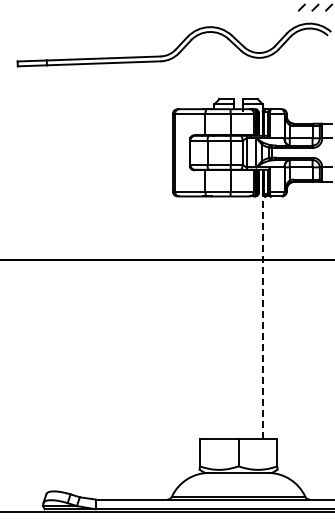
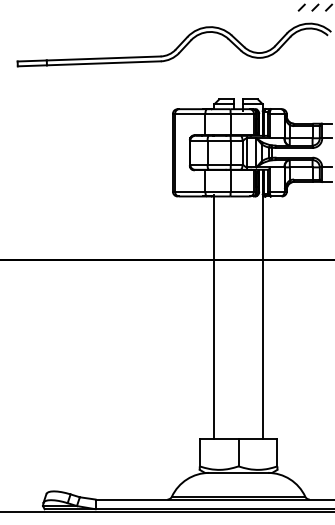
line: none -> present (214, 316)
line: dashed -> solid (262, 316)
